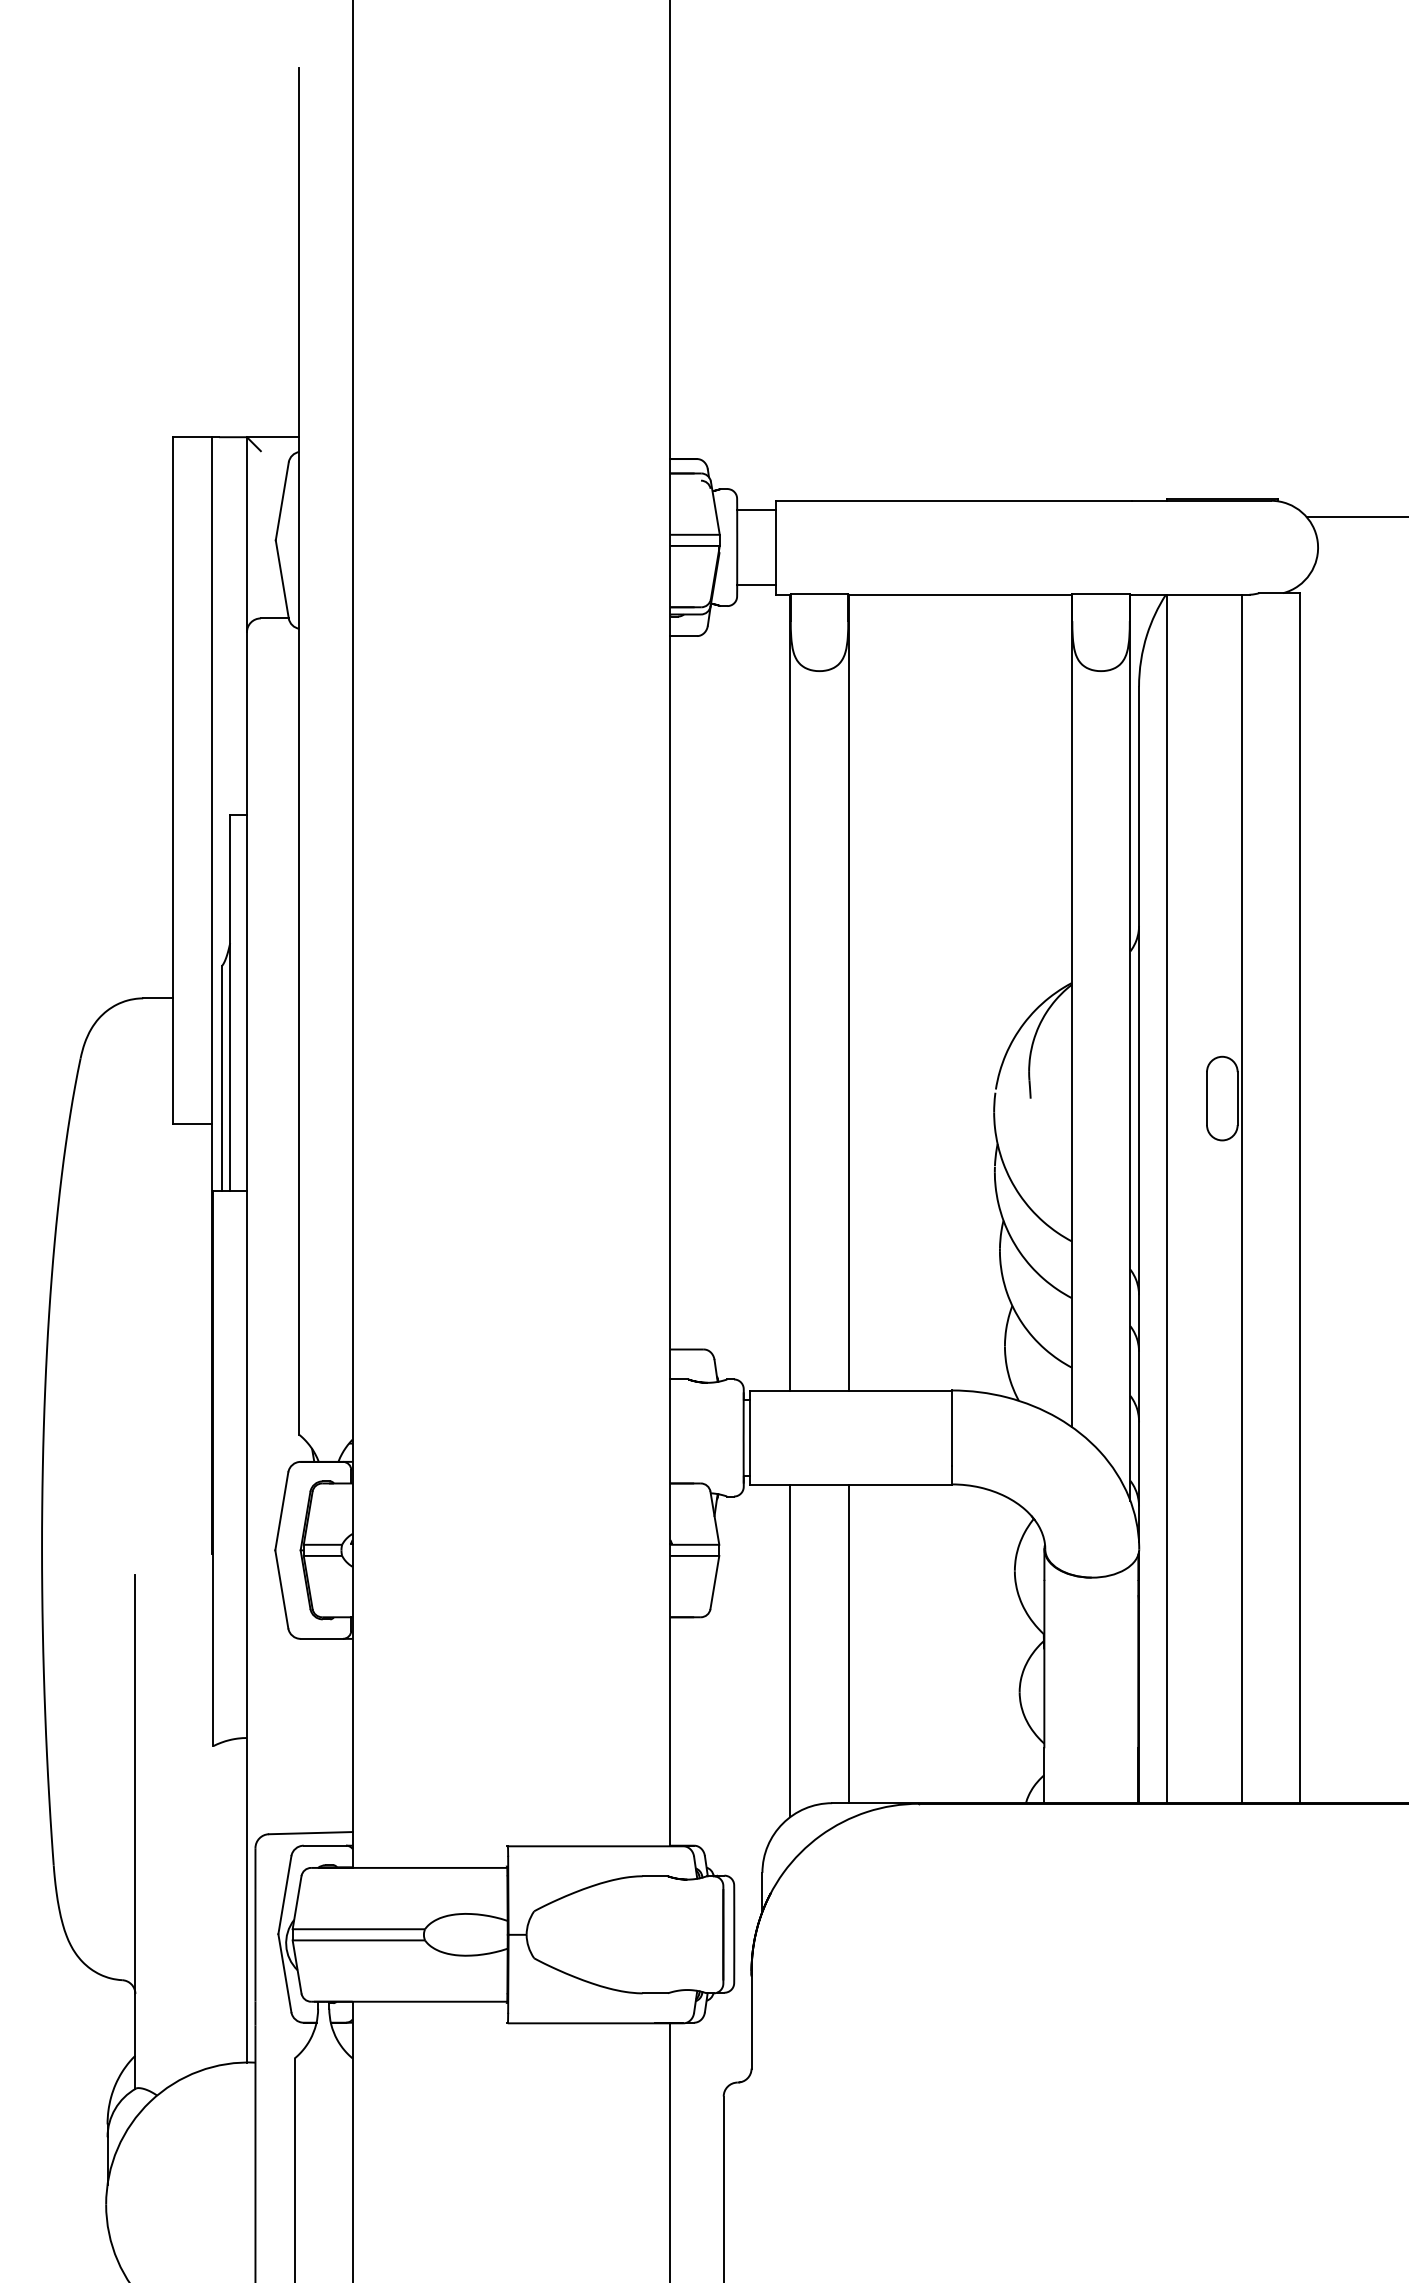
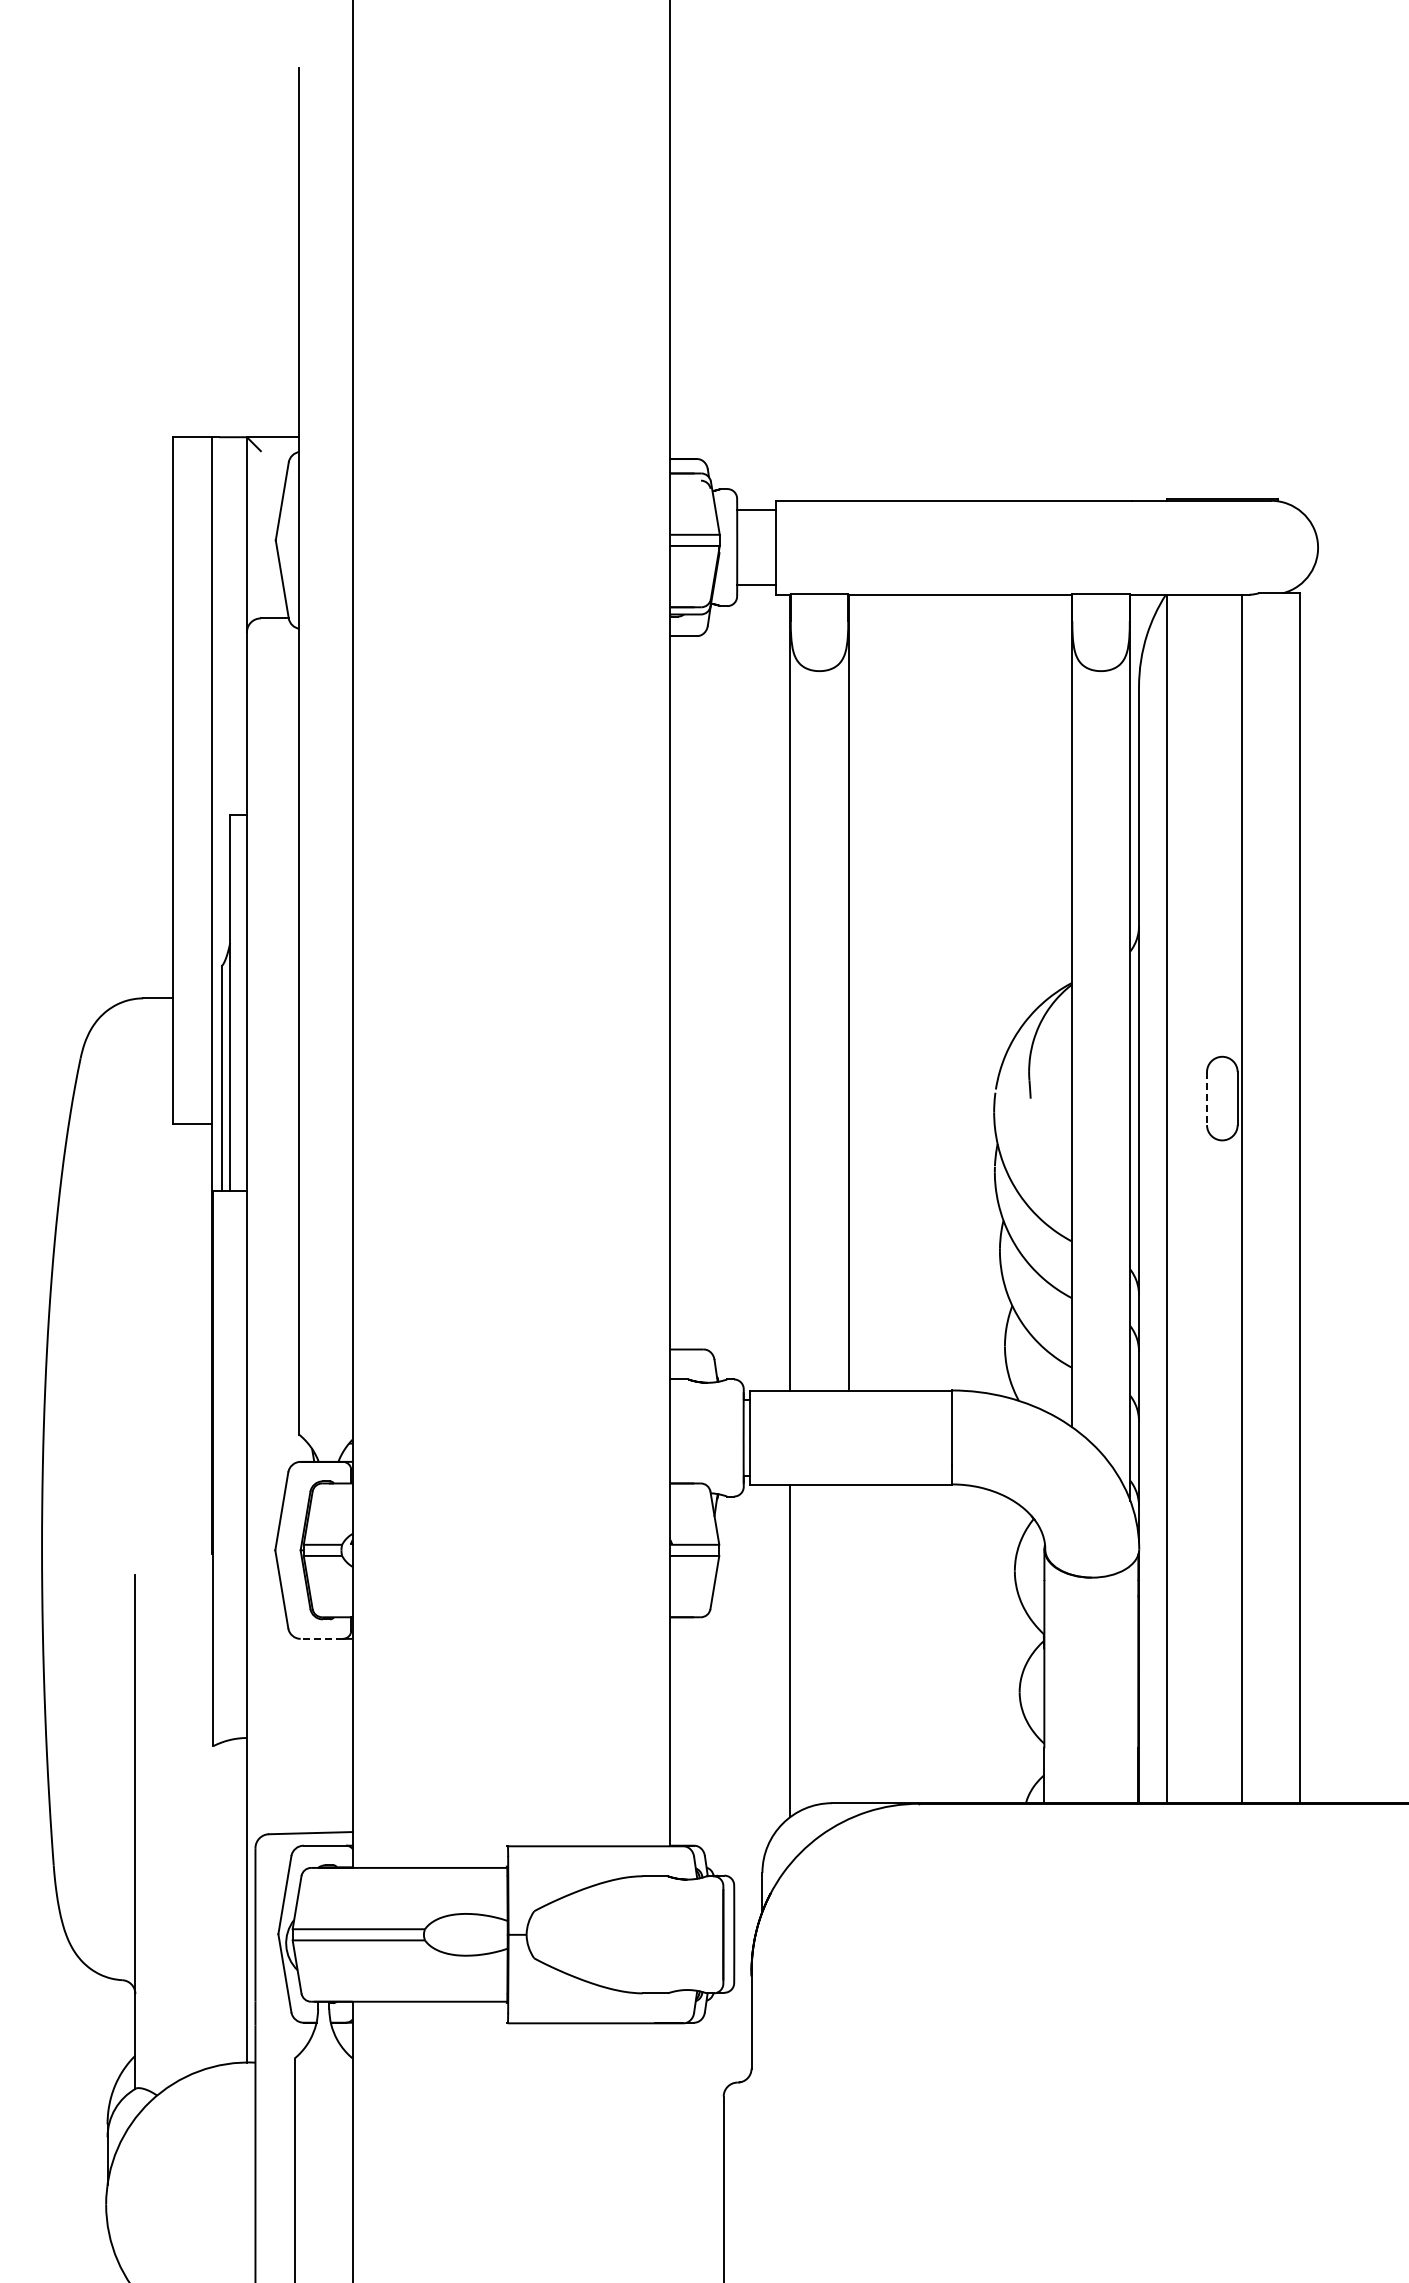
line: present -> none (1356, 517)
line: solid -> dashed (1207, 1099)
line: solid -> dashed (321, 1638)
line: present -> none (848, 1644)
line: present -> none (670, 2151)
